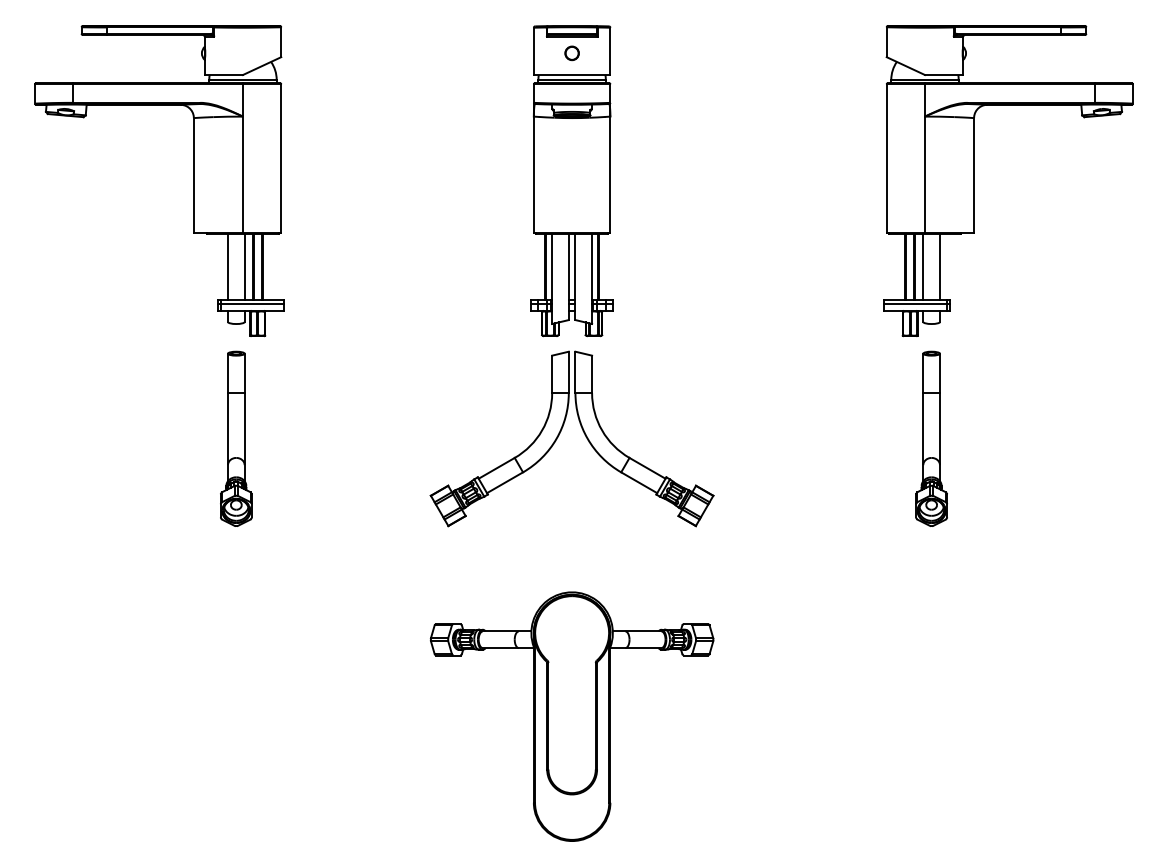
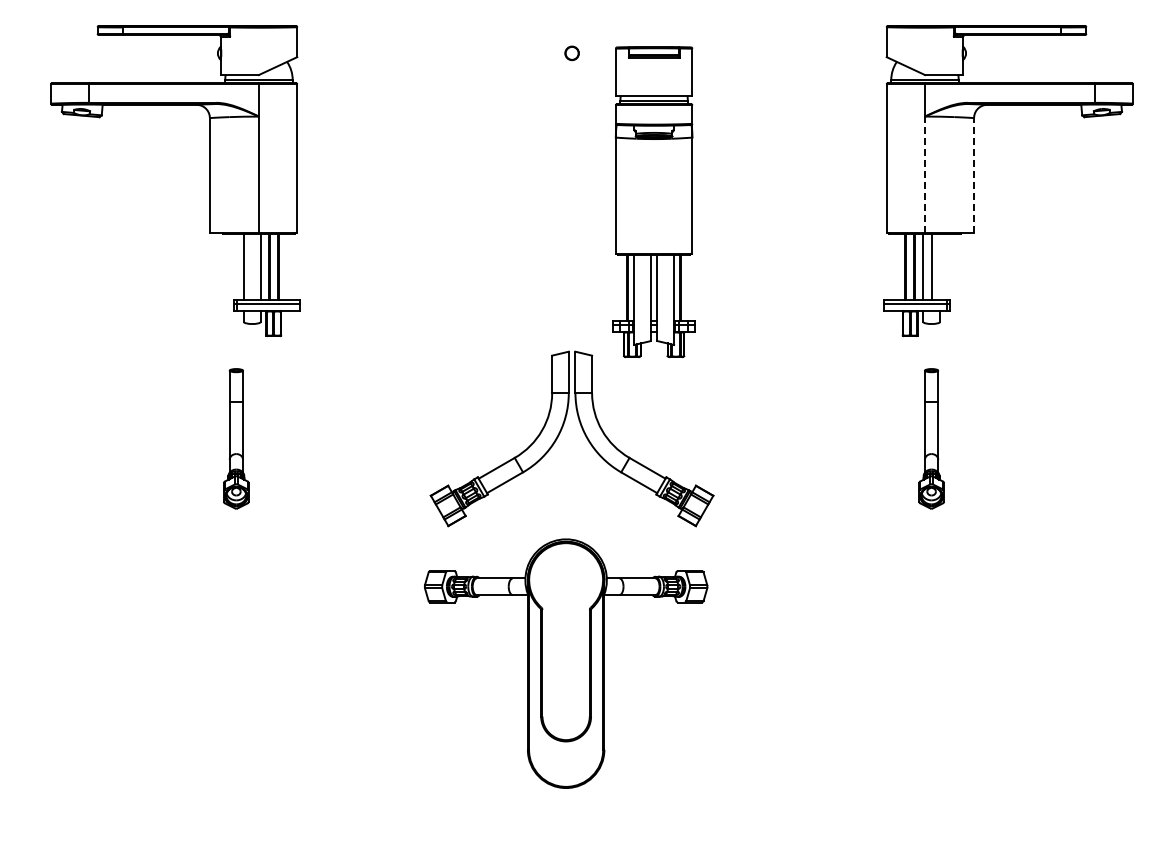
line: solid -> dashed (924, 174)
line: solid -> dashed (974, 175)
part position: (193, 181) -> (209, 181) (209, 181)
part position: (571, 181) -> (653, 202) (653, 202)
line position: (939, 266) -> (931, 266) (931, 266)
part size: 33x177 px -> 27x142 px (236, 438)
part size: 33x177 px -> 27x142 px (931, 438)
part position: (571, 716) -> (565, 663) (565, 663)
